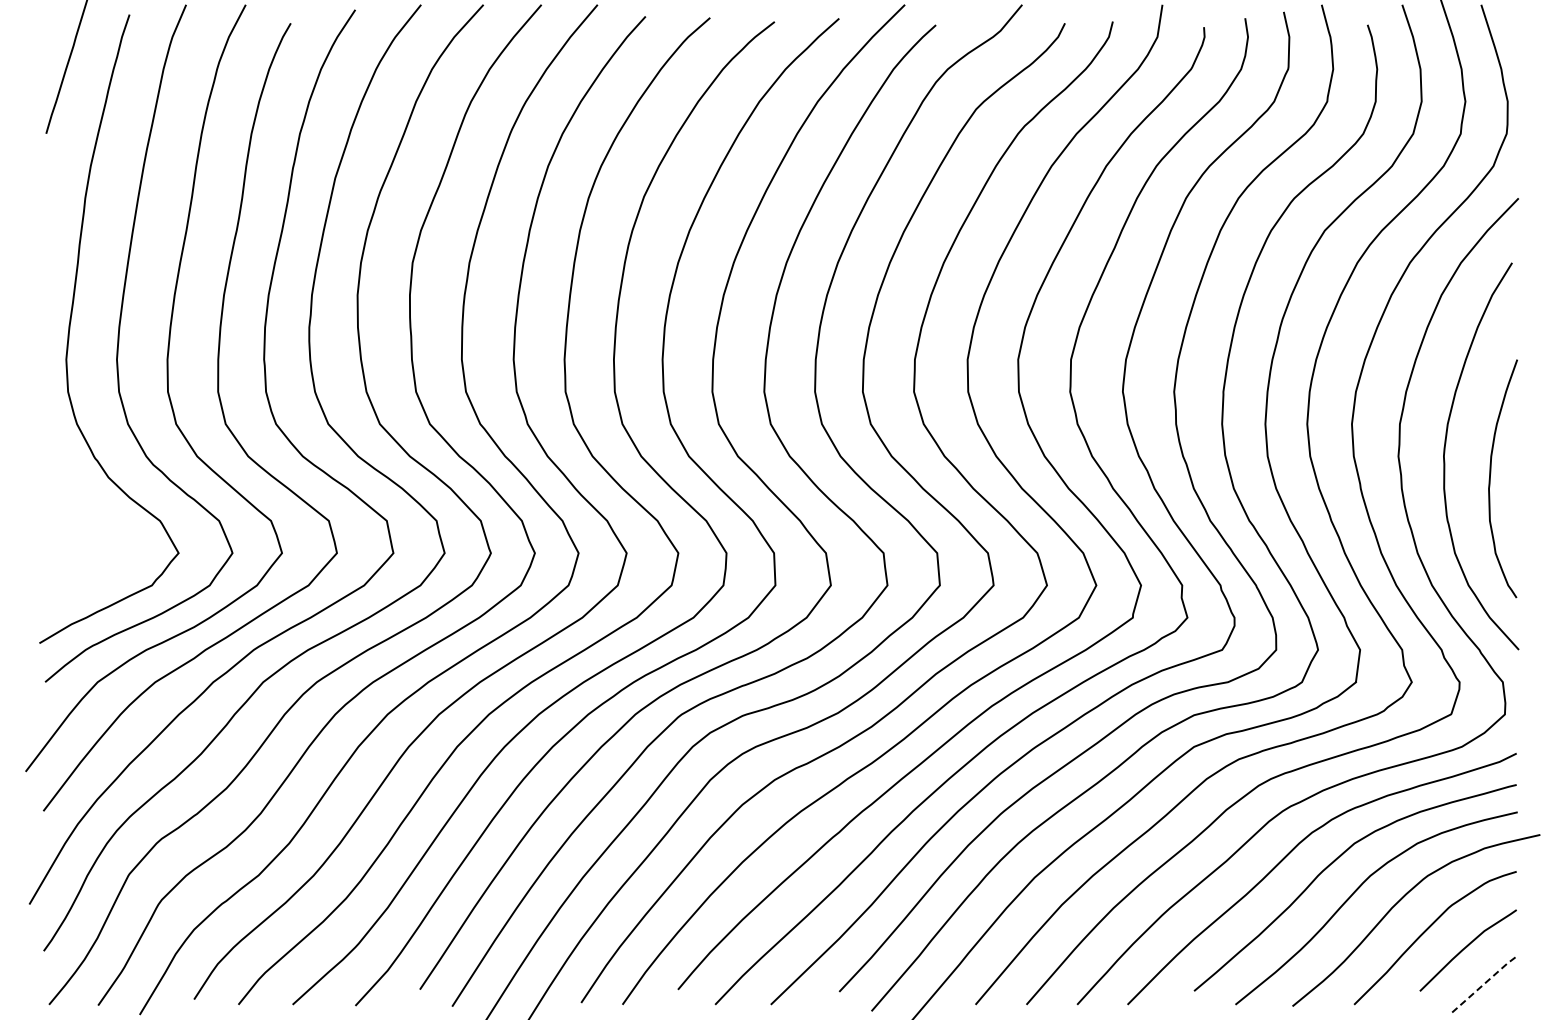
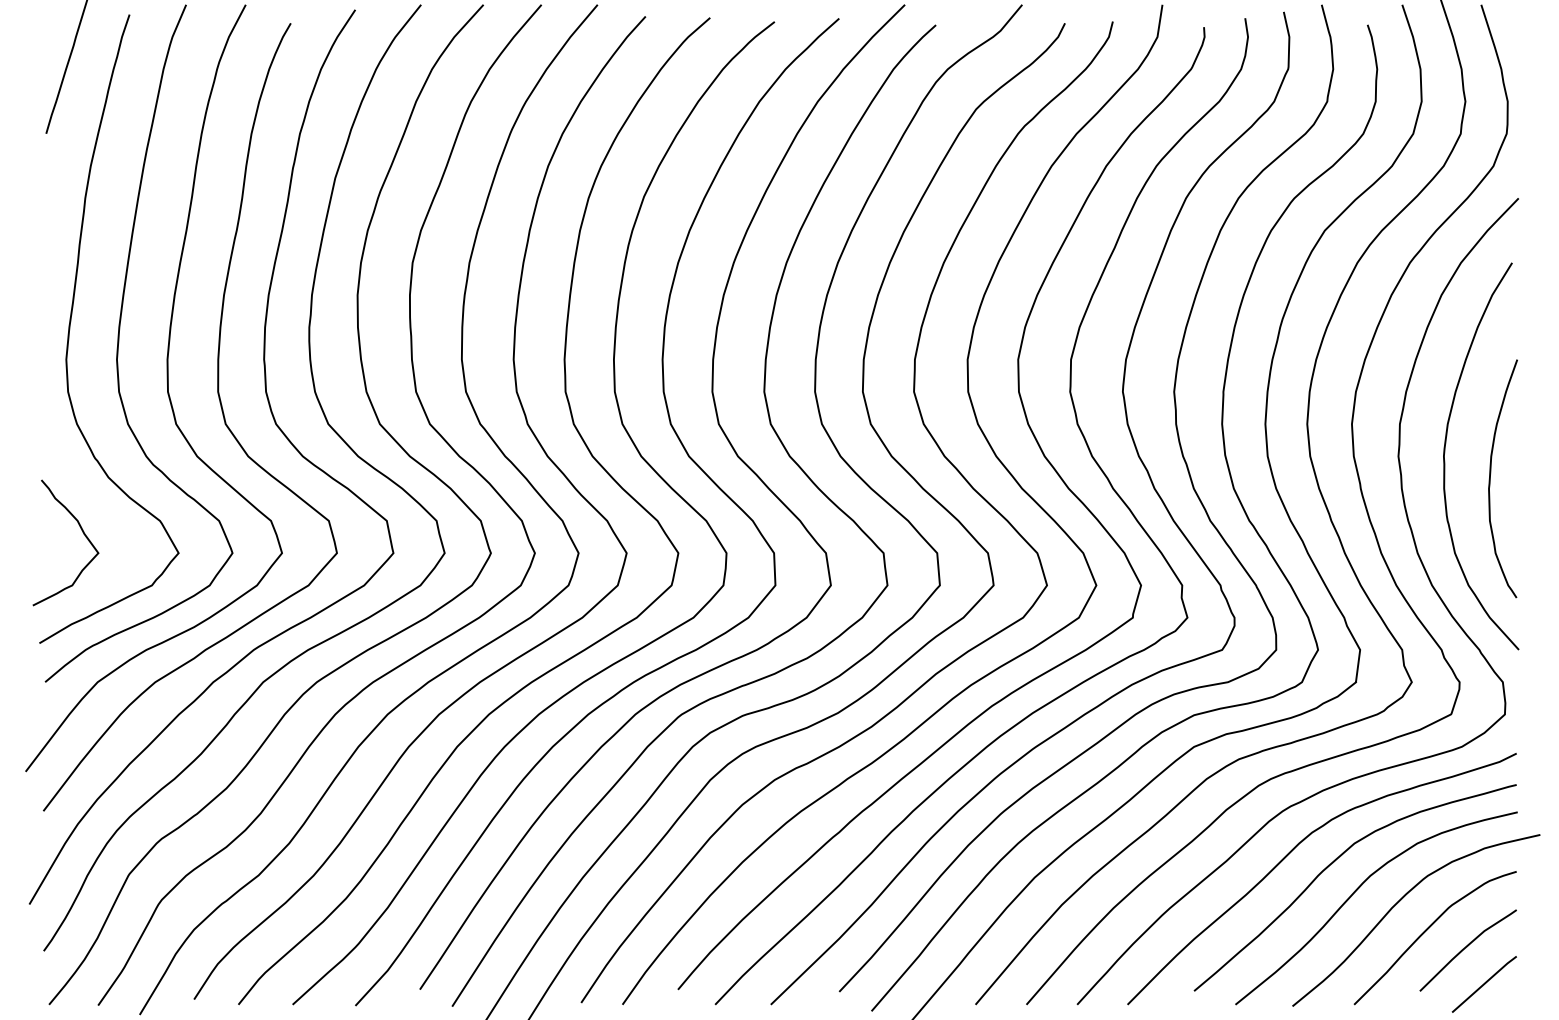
curve: none -> present (83, 534)
line: dashed -> solid (1484, 983)
